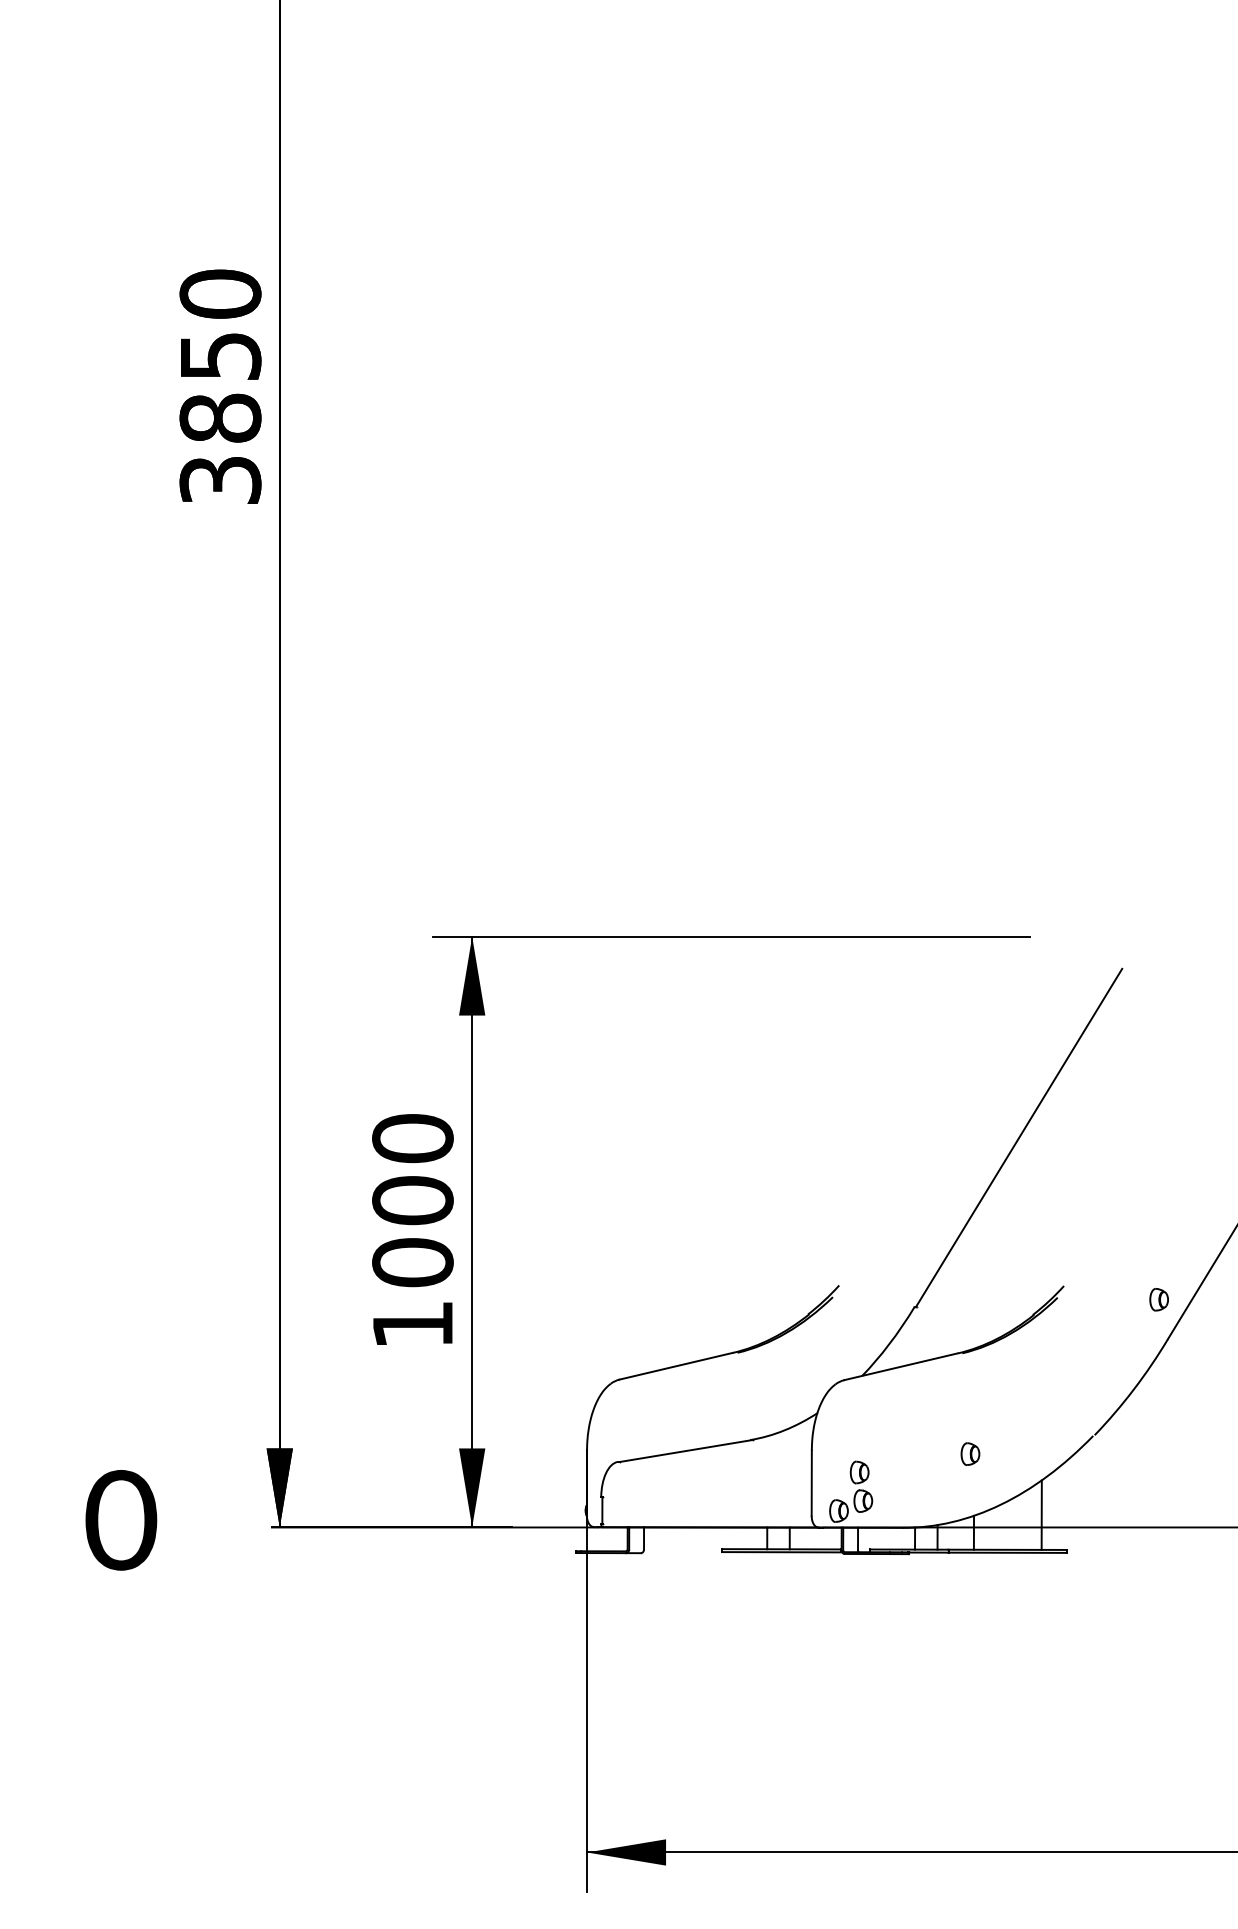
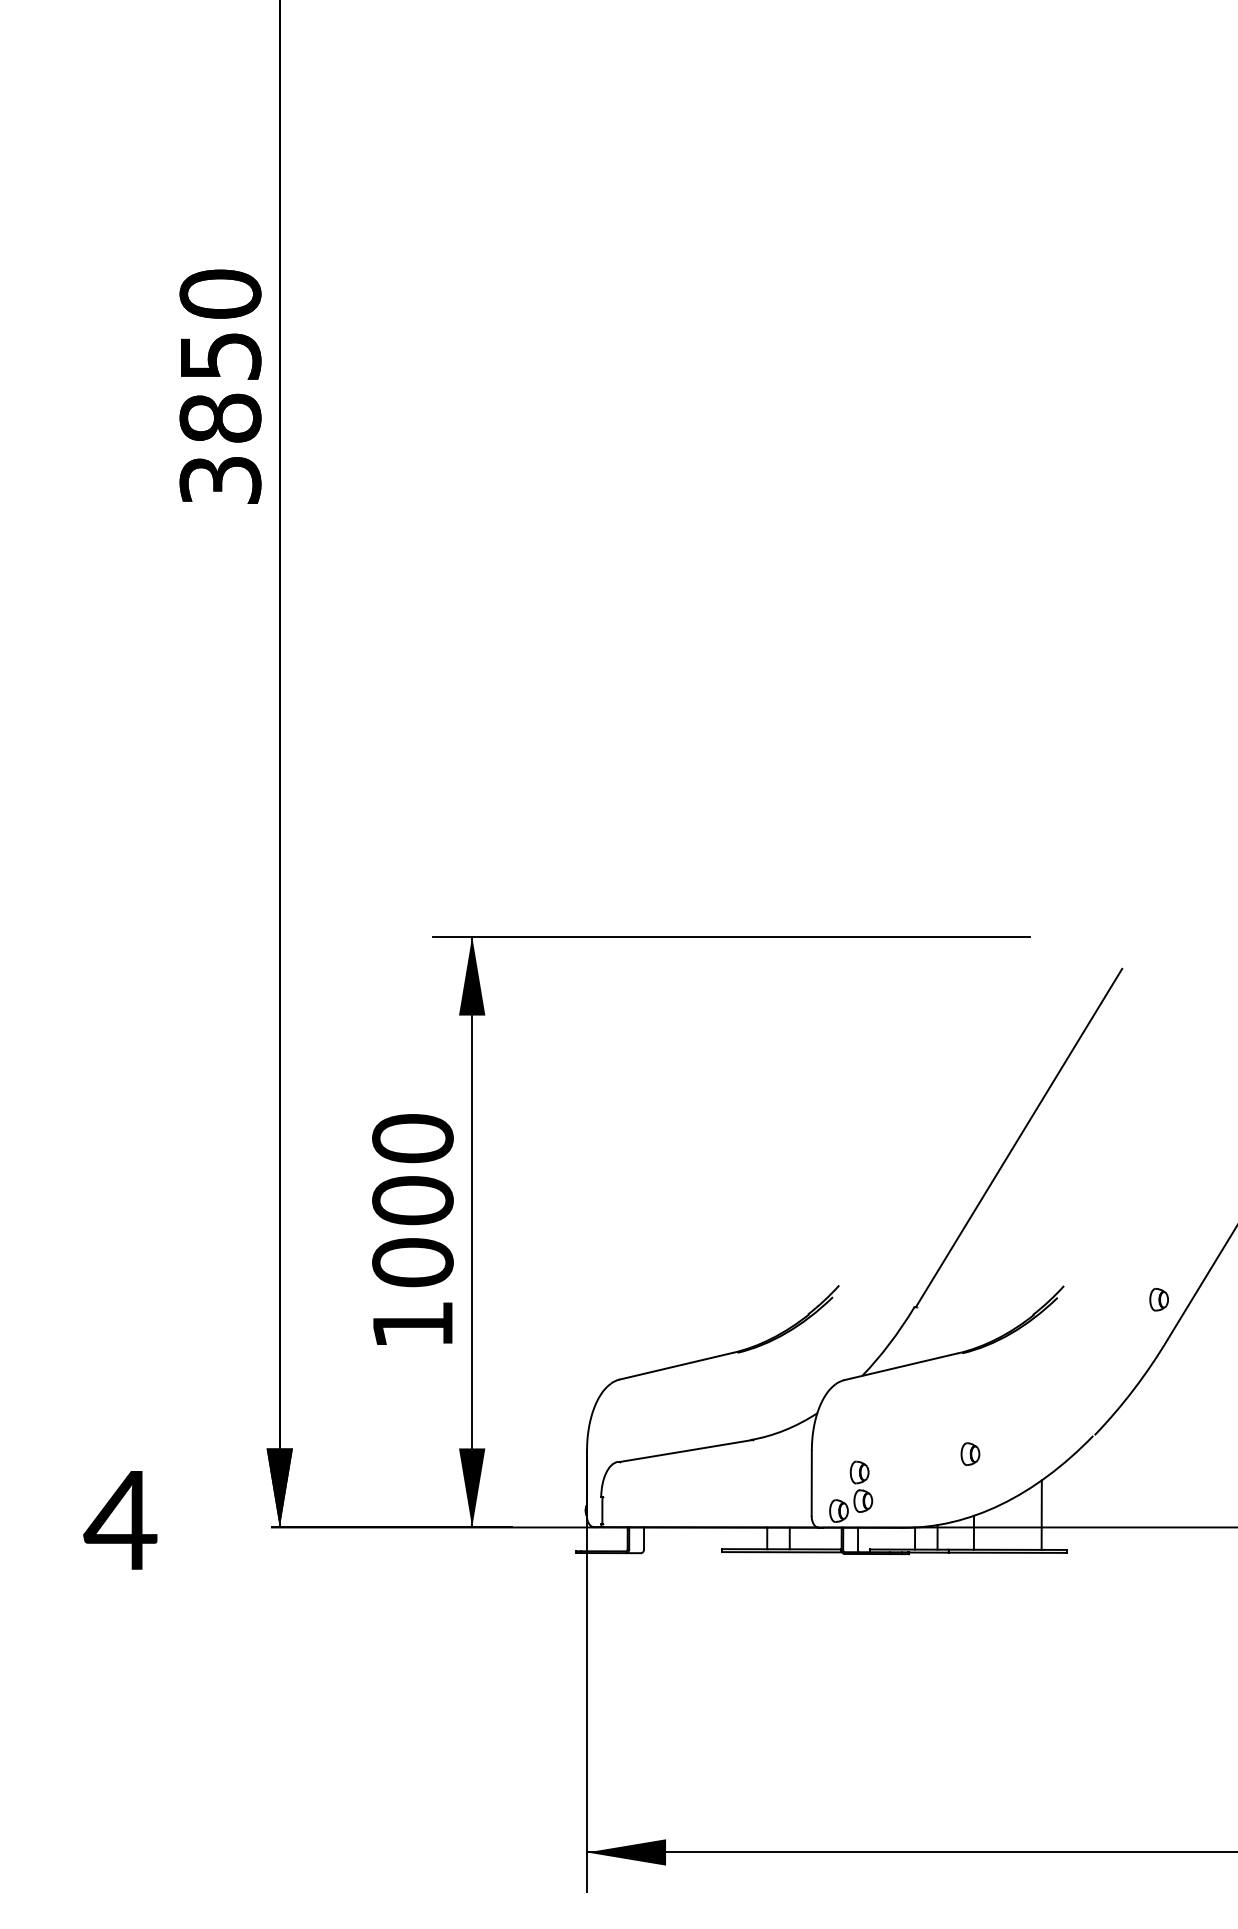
text: 0 -> 4 (120, 1520)
